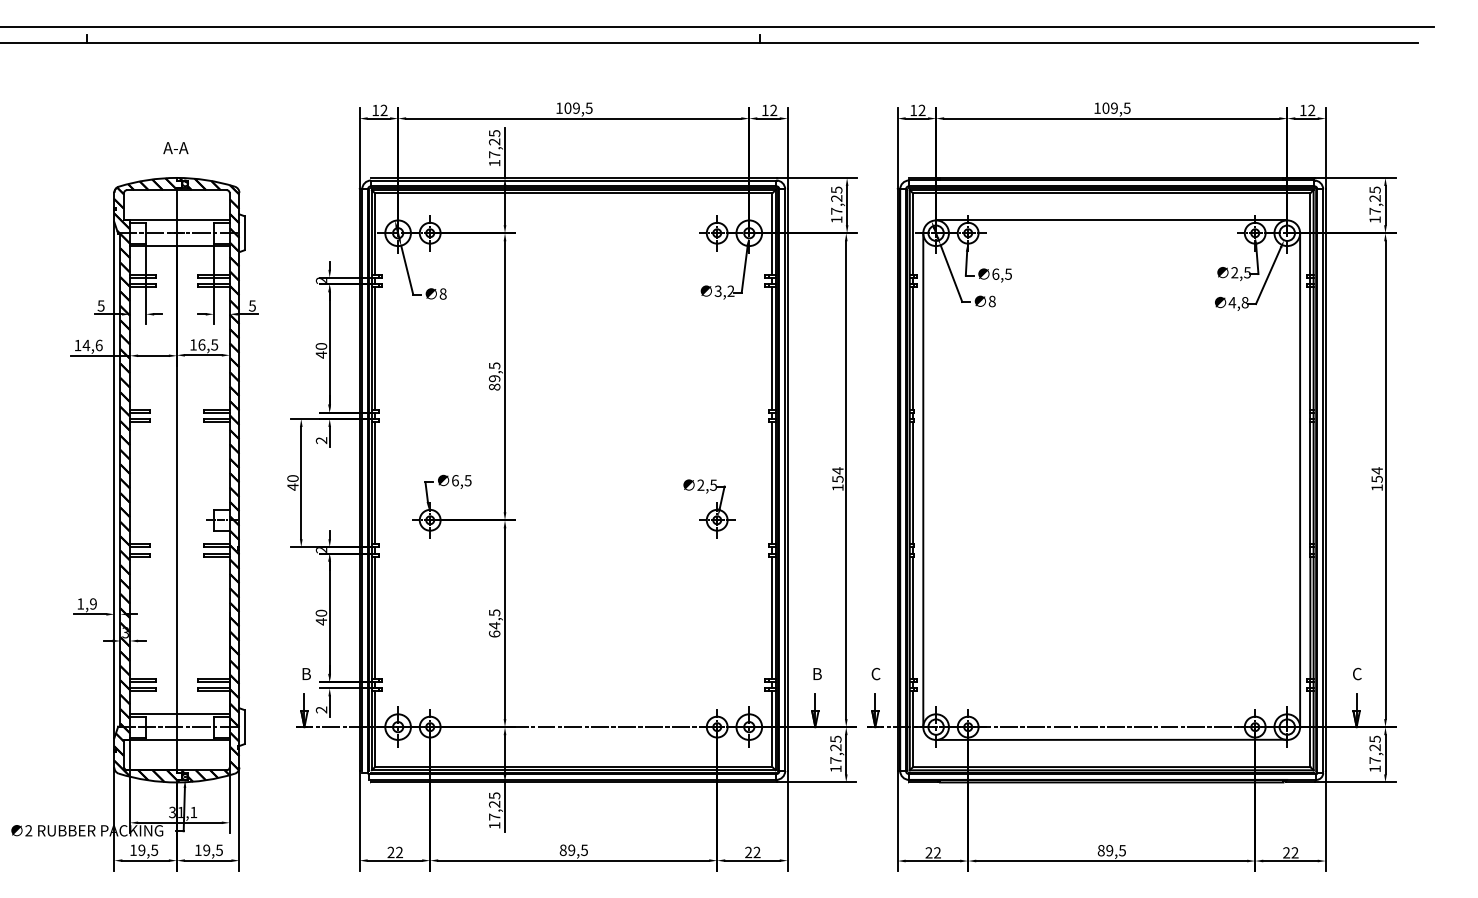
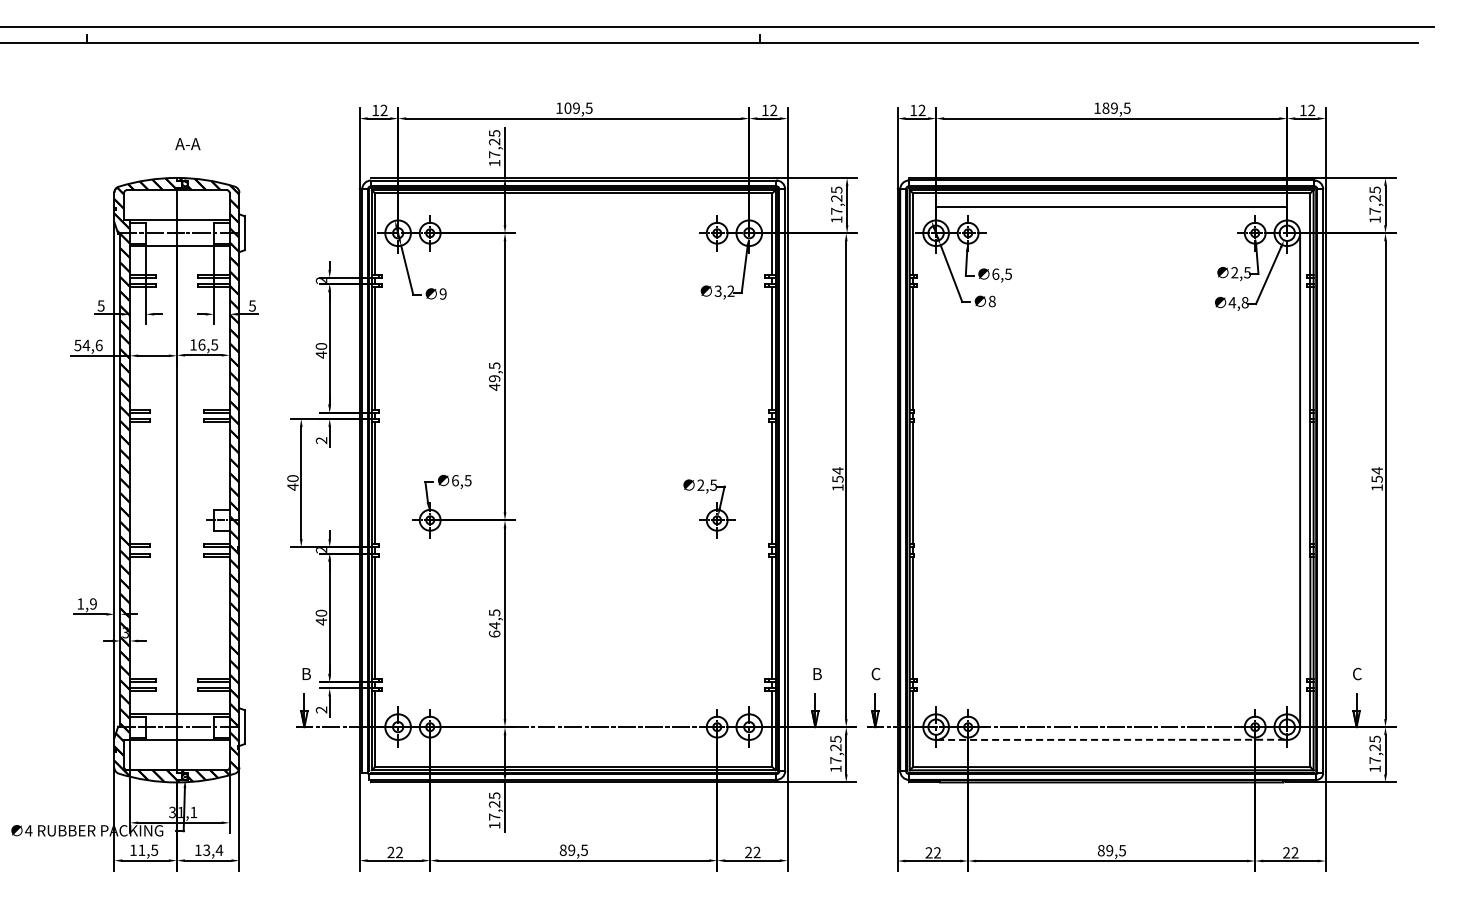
text: 109,5 -> 189,5 (1105, 108)
text position: (175, 148) -> (187, 144) (187, 144)
line position: (1111, 220) -> (1111, 207) (1111, 207)
text: 8 -> 9 (442, 293)
text: 14,6 -> 54,6 (77, 345)
text: 89,5 -> 49,5 (494, 386)
line: present -> none (923, 479)
line: solid -> dashed (1110, 739)
text: 2 -> 4 (28, 830)
text: 19,5 -> 11,5 (141, 850)
text: 19,5 -> 13,4 (213, 850)
